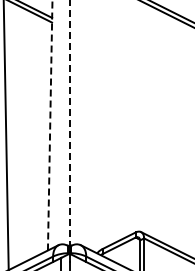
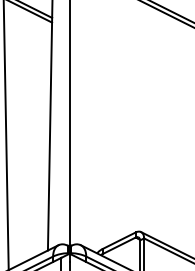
line: dashed -> solid (69, 124)
line: dashed -> solid (50, 125)
